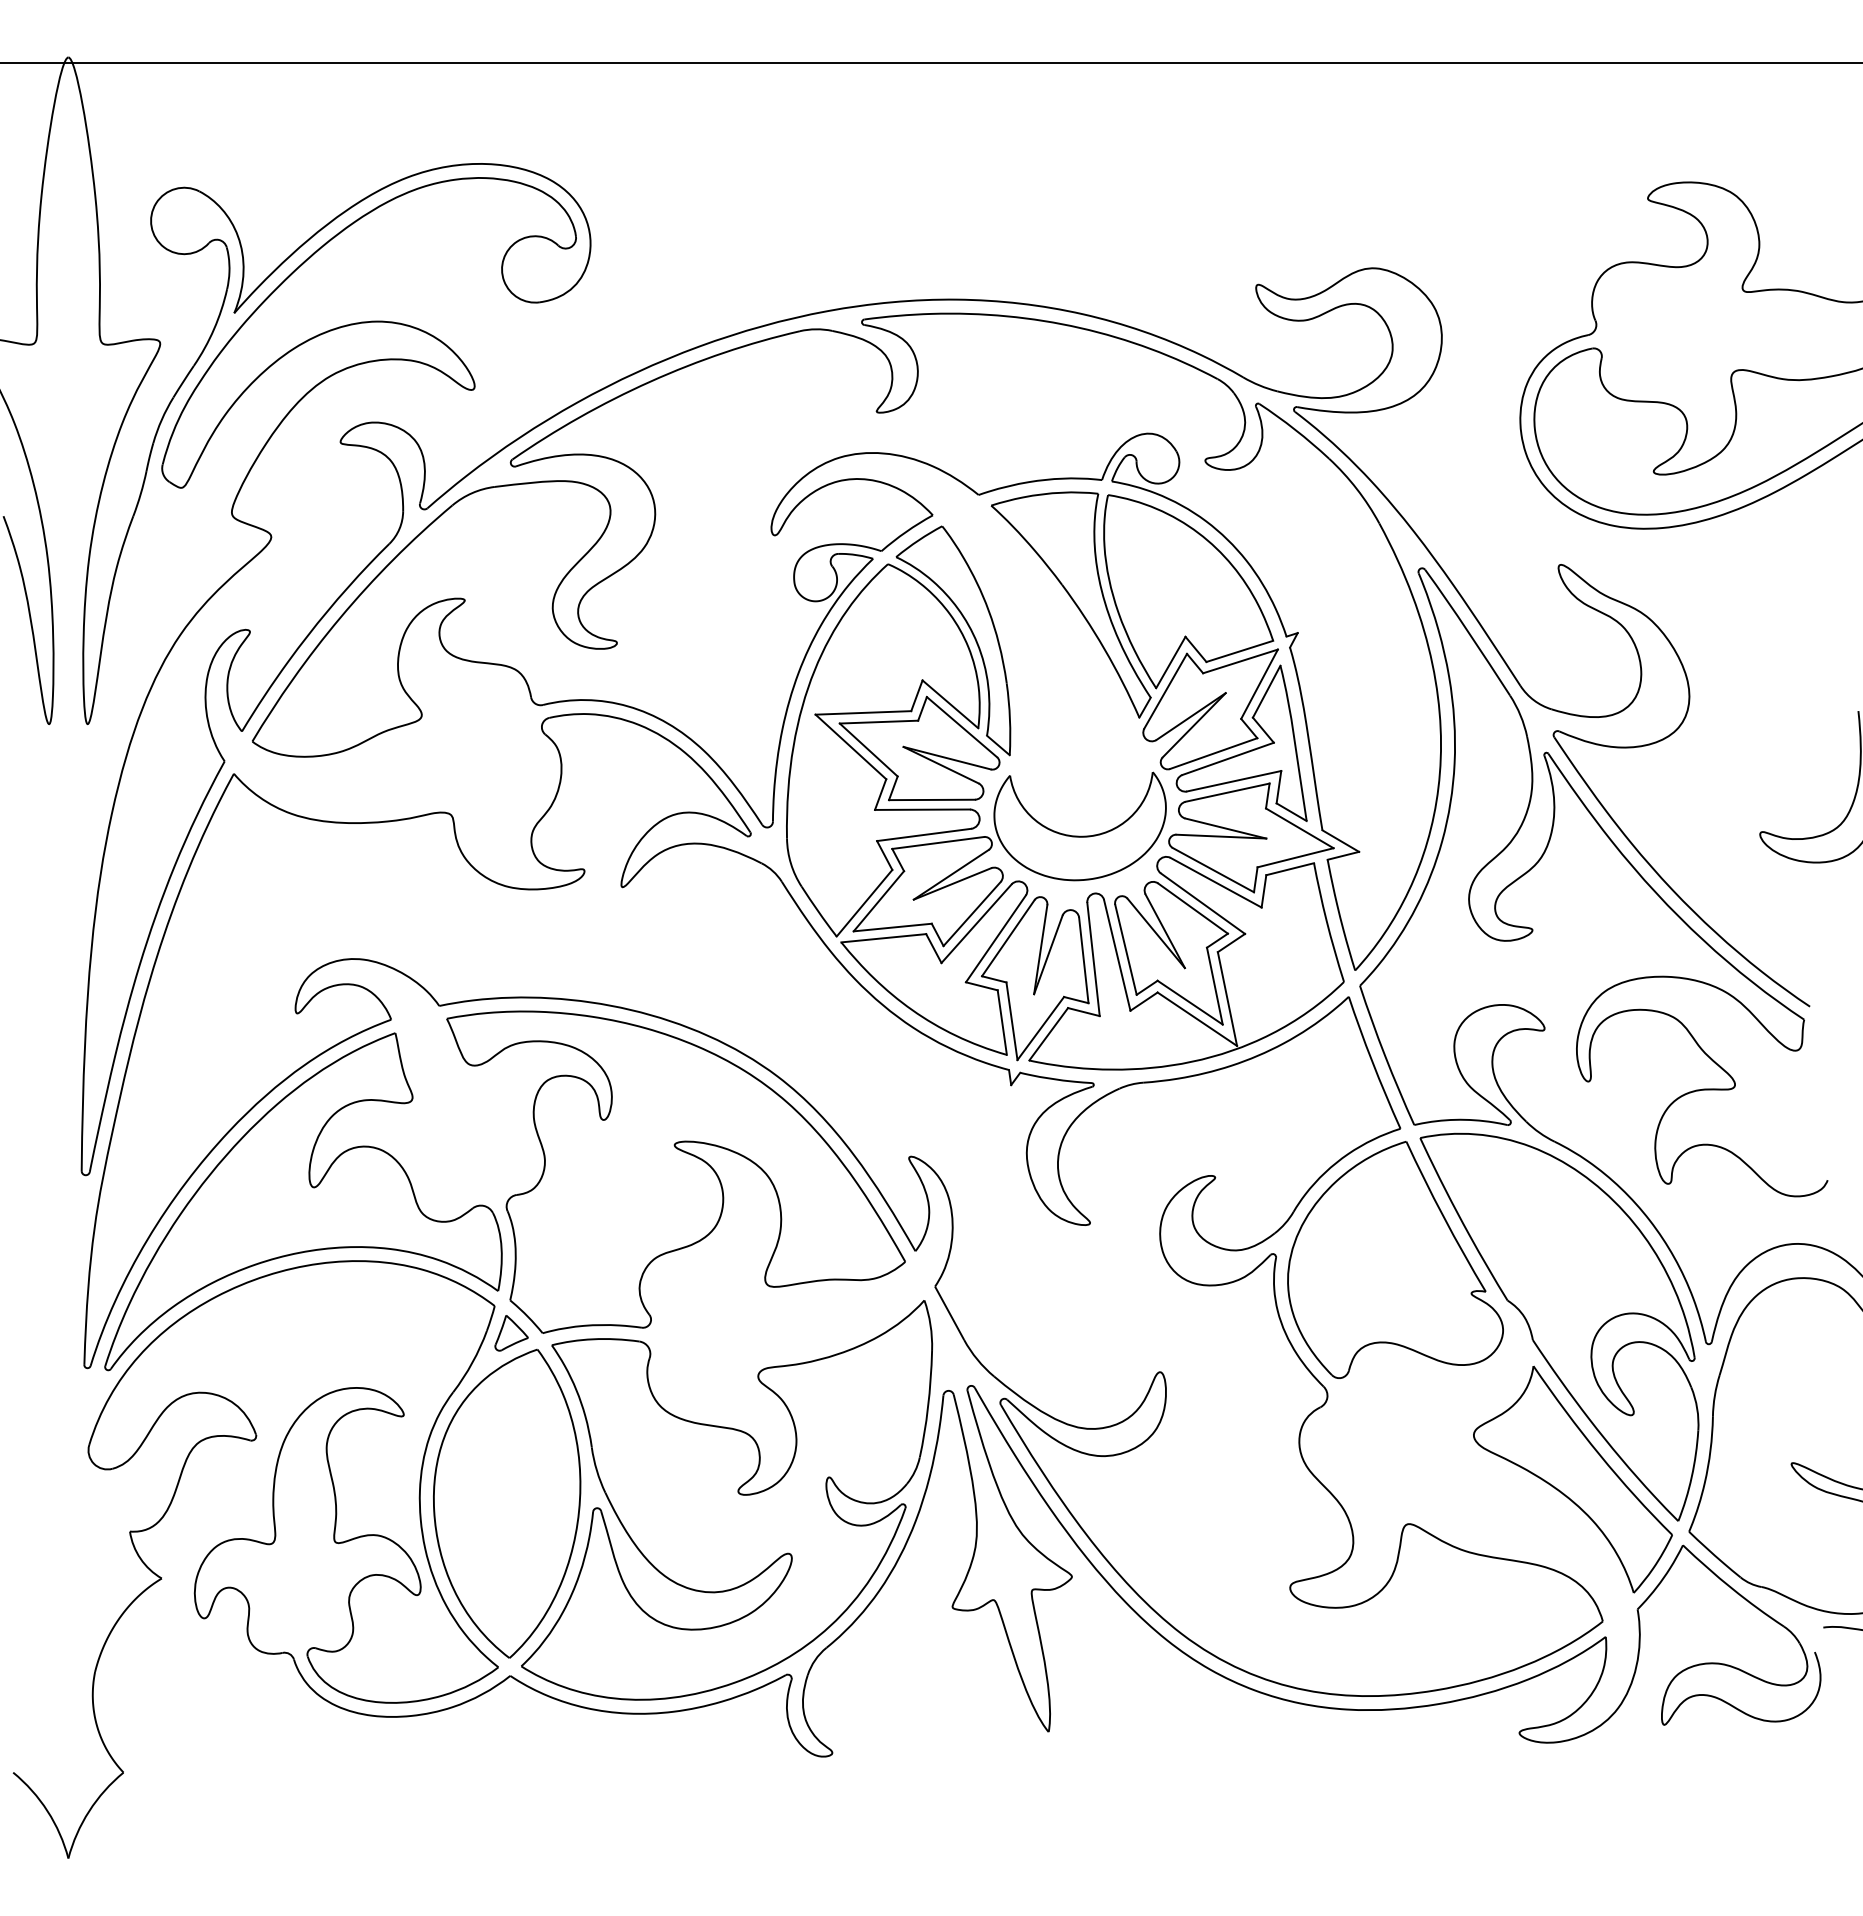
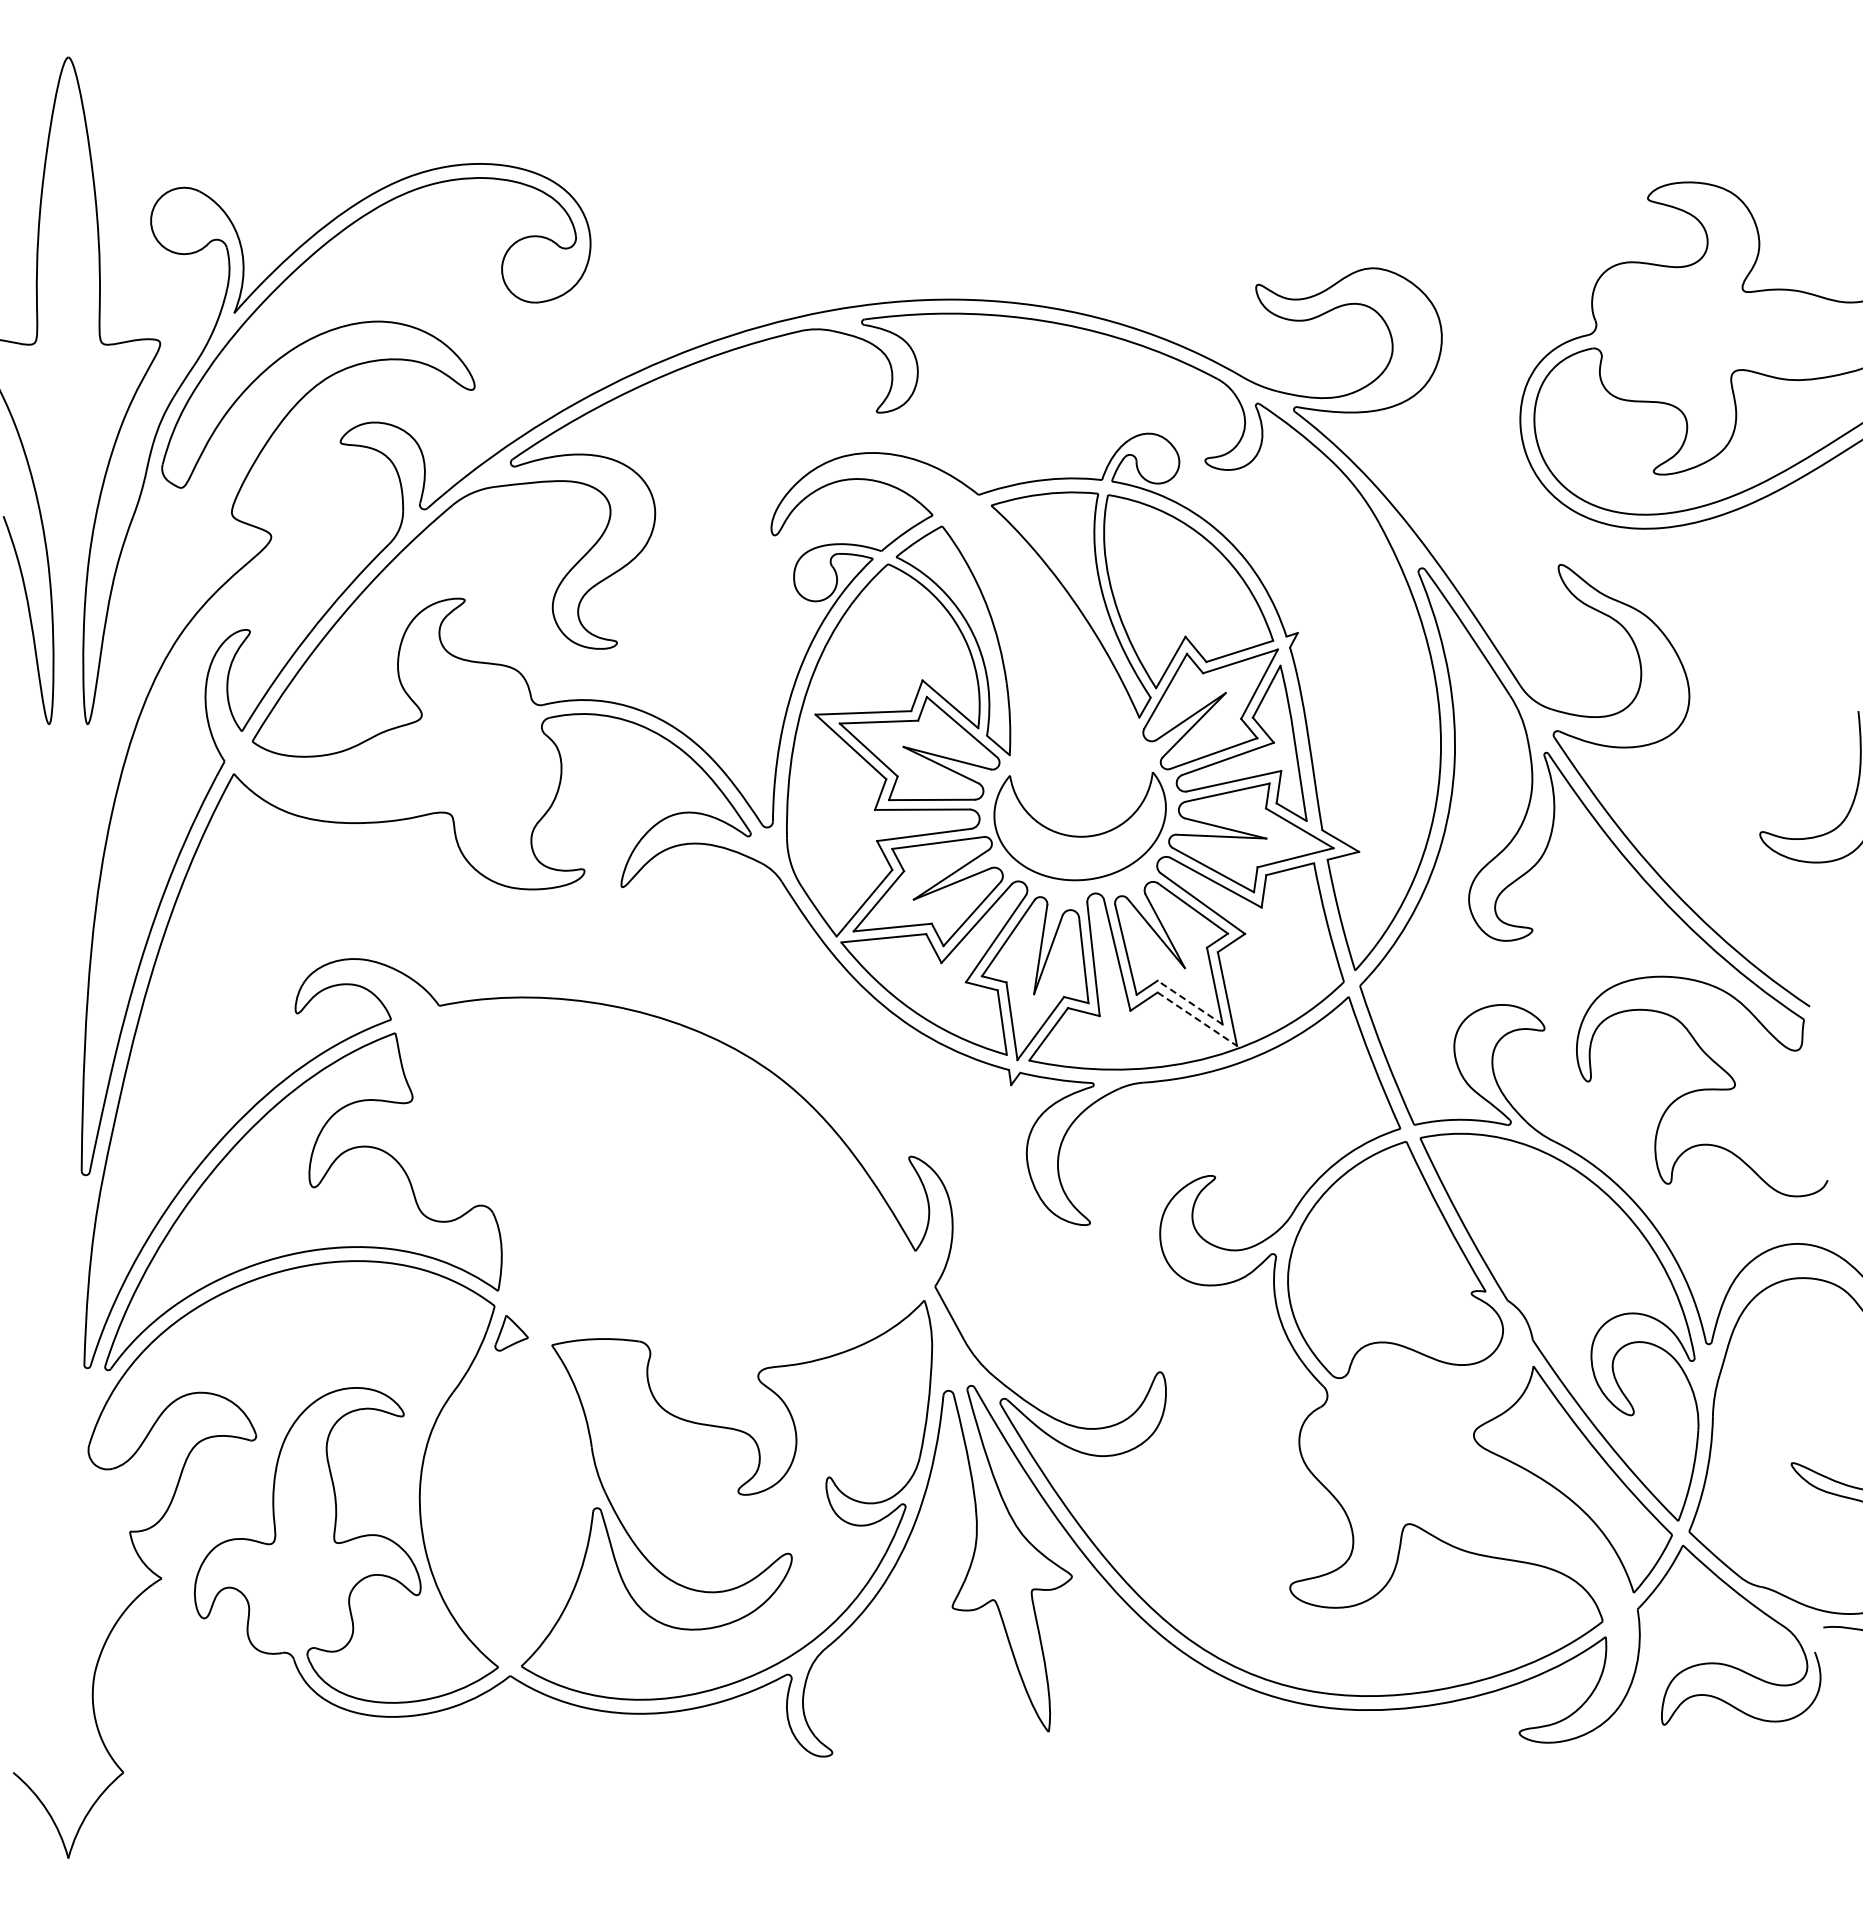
line: present -> none (930, 63)
line: solid -> dashed (1189, 1002)
line: solid -> dashed (1197, 1019)
part: present -> none (675, 1171)
part: present -> none (507, 1503)
